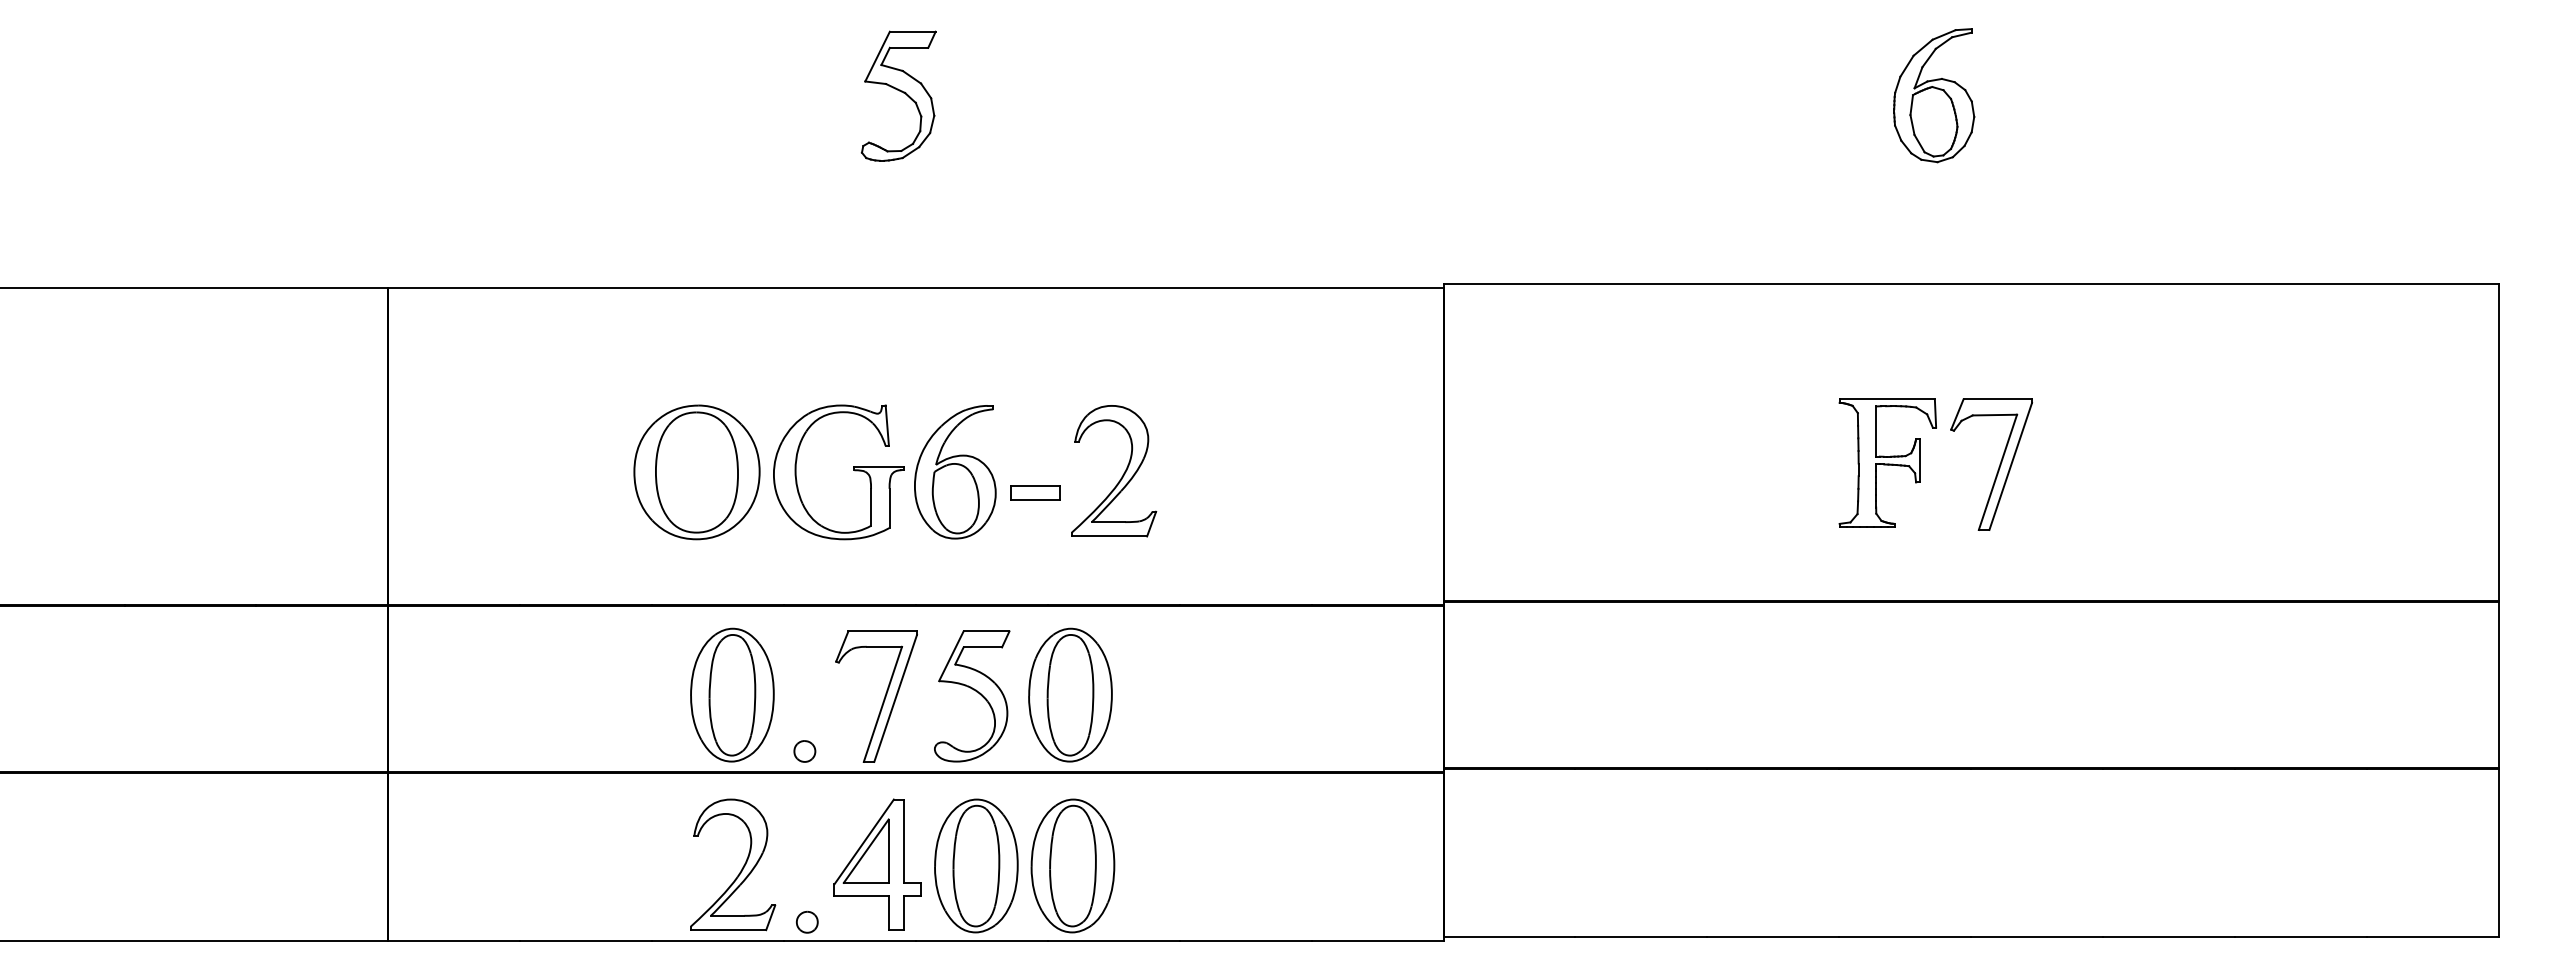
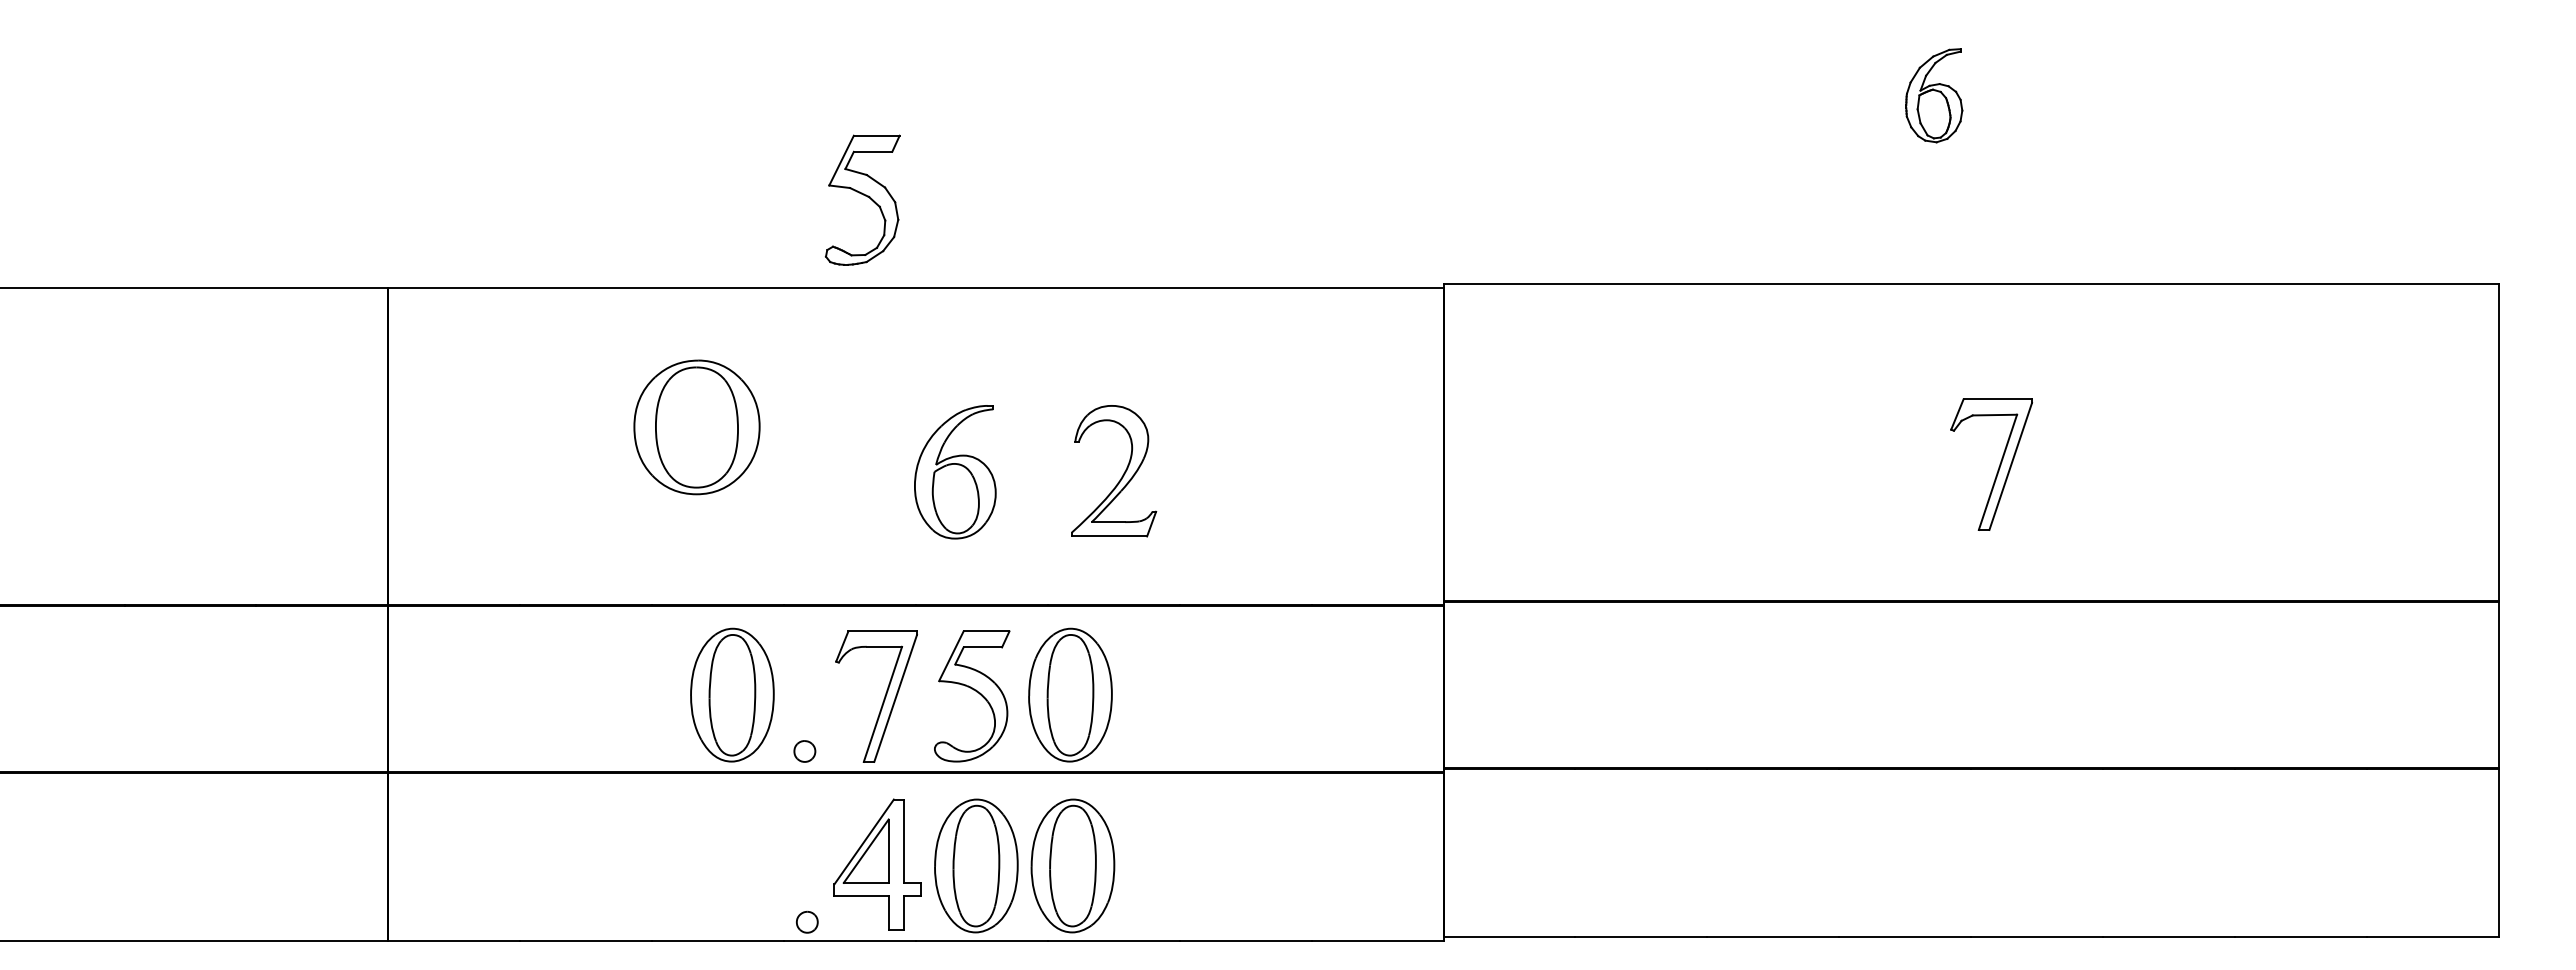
part position: (898, 95) -> (862, 199) (862, 199)
part size: 83x136 px -> 59x96 px (1934, 95)
part: present -> none (1887, 462)
part: present -> none (853, 470)
part position: (696, 472) -> (696, 427) (696, 427)
part: present -> none (1035, 492)
part: present -> none (741, 868)
